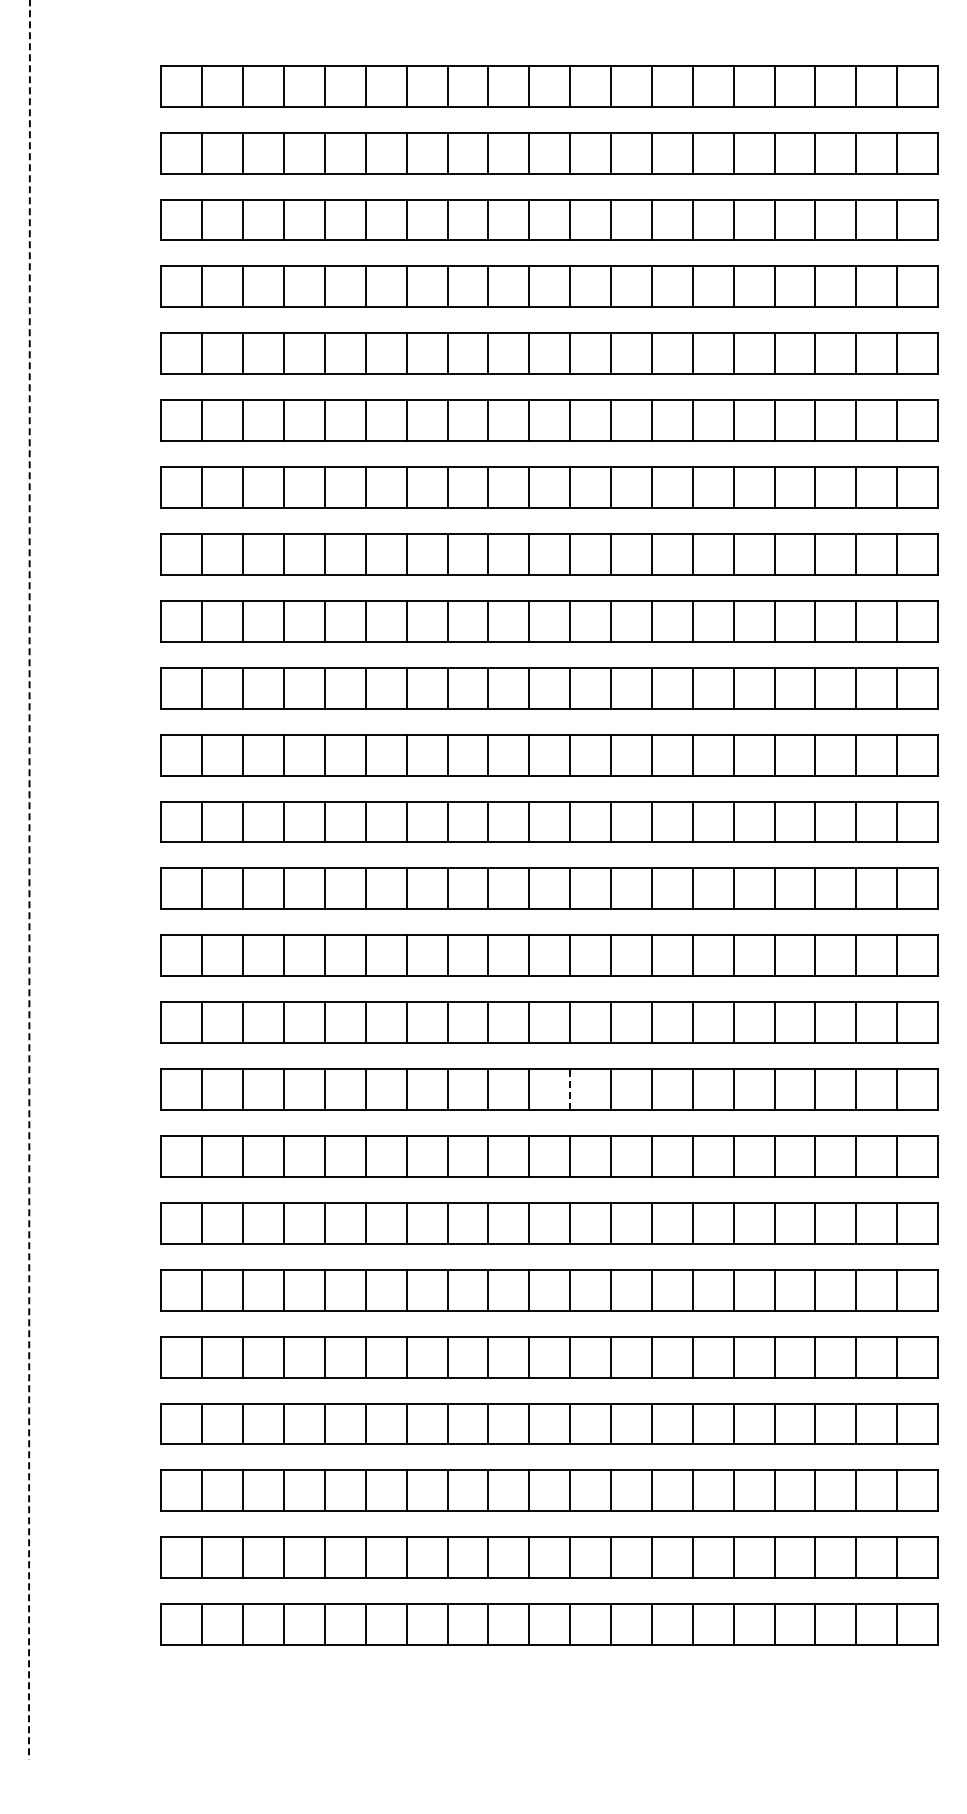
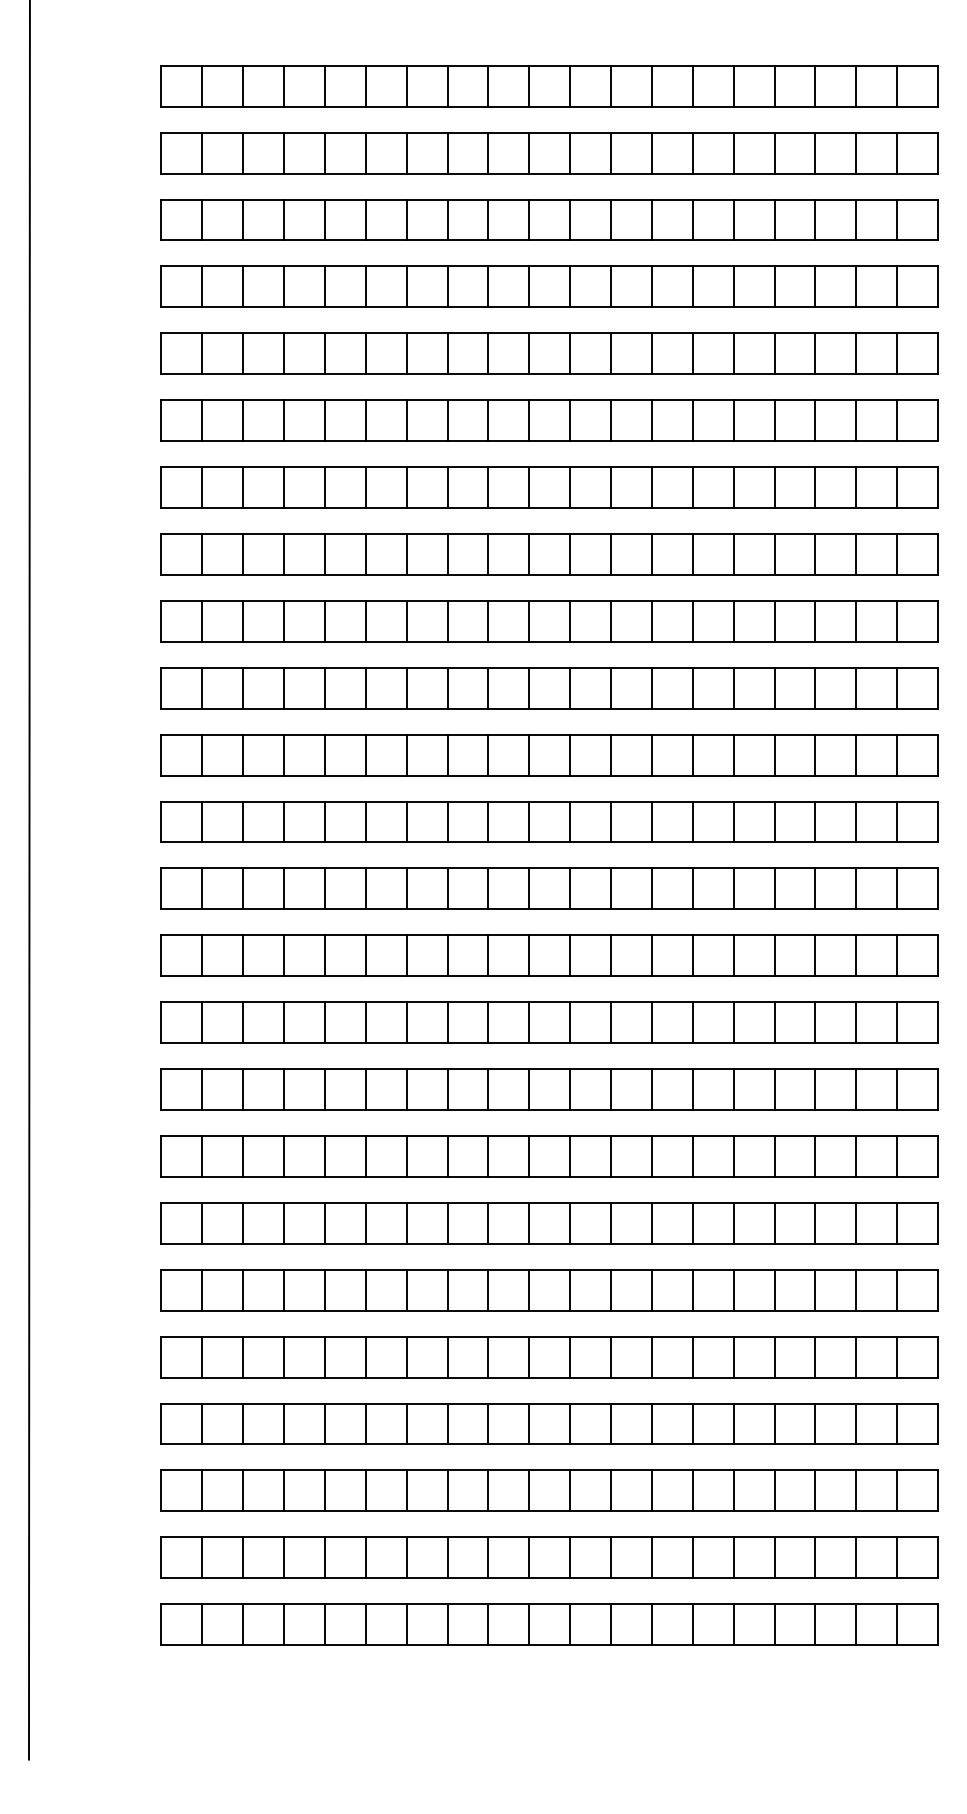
line: dashed -> solid (29, 880)
line: dashed -> solid (570, 1089)
